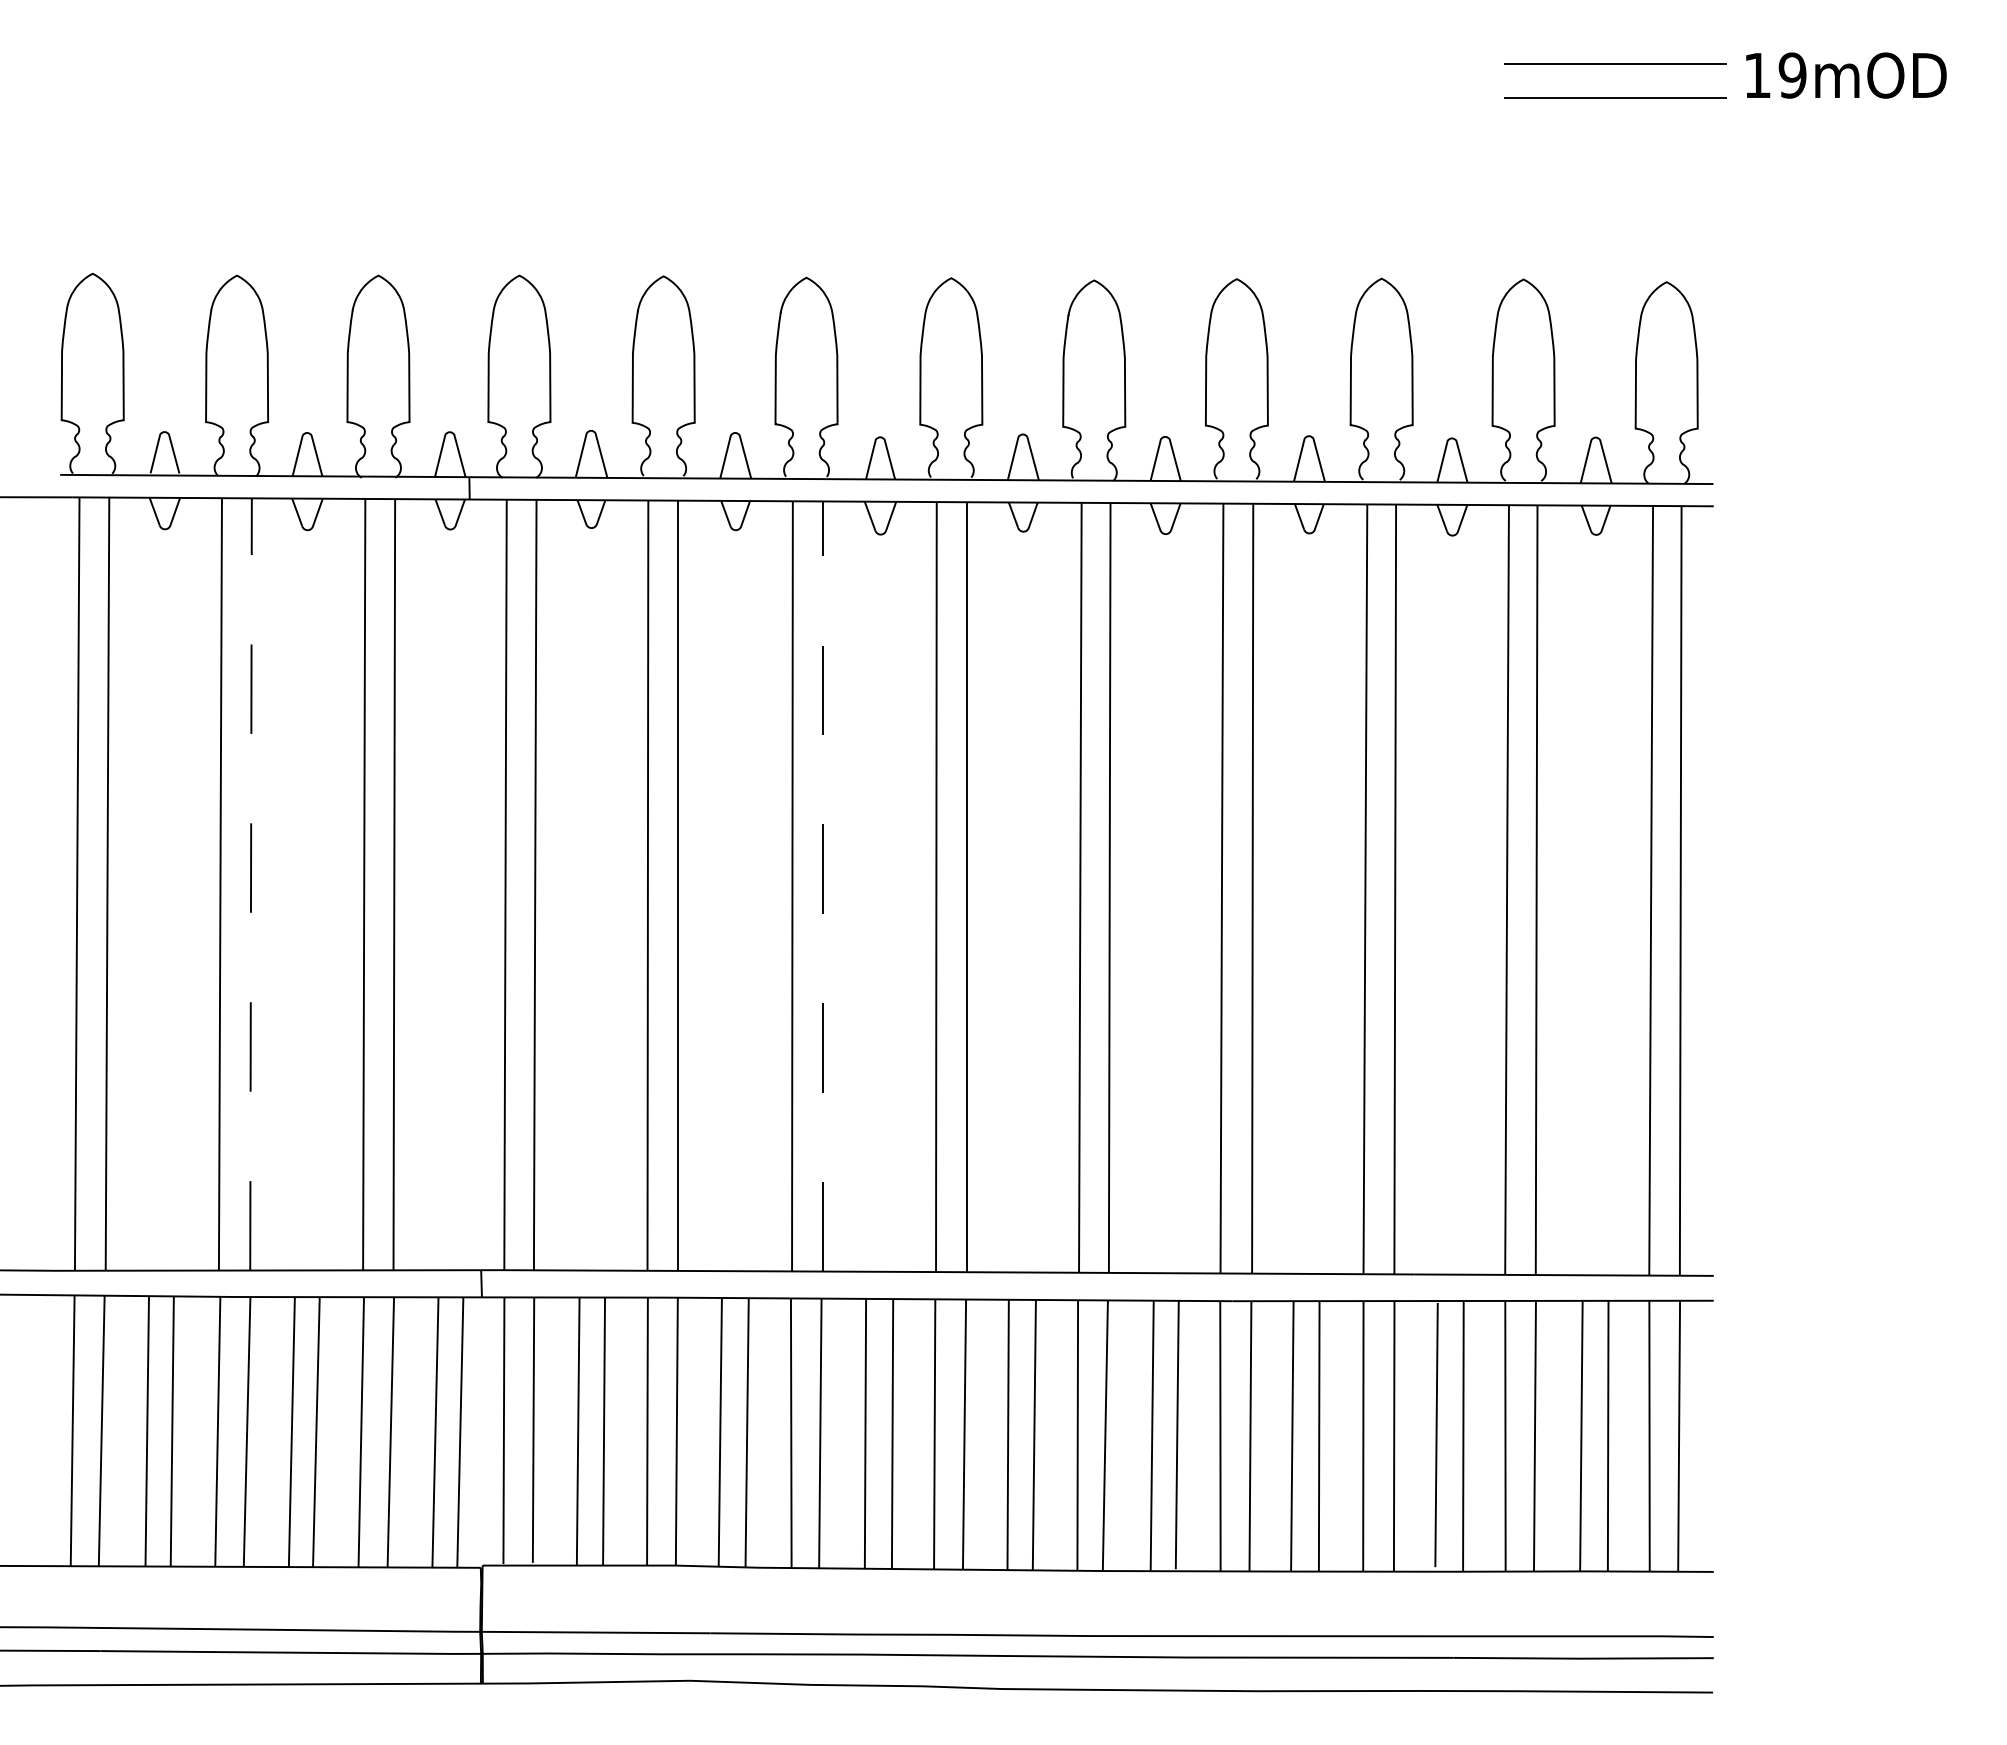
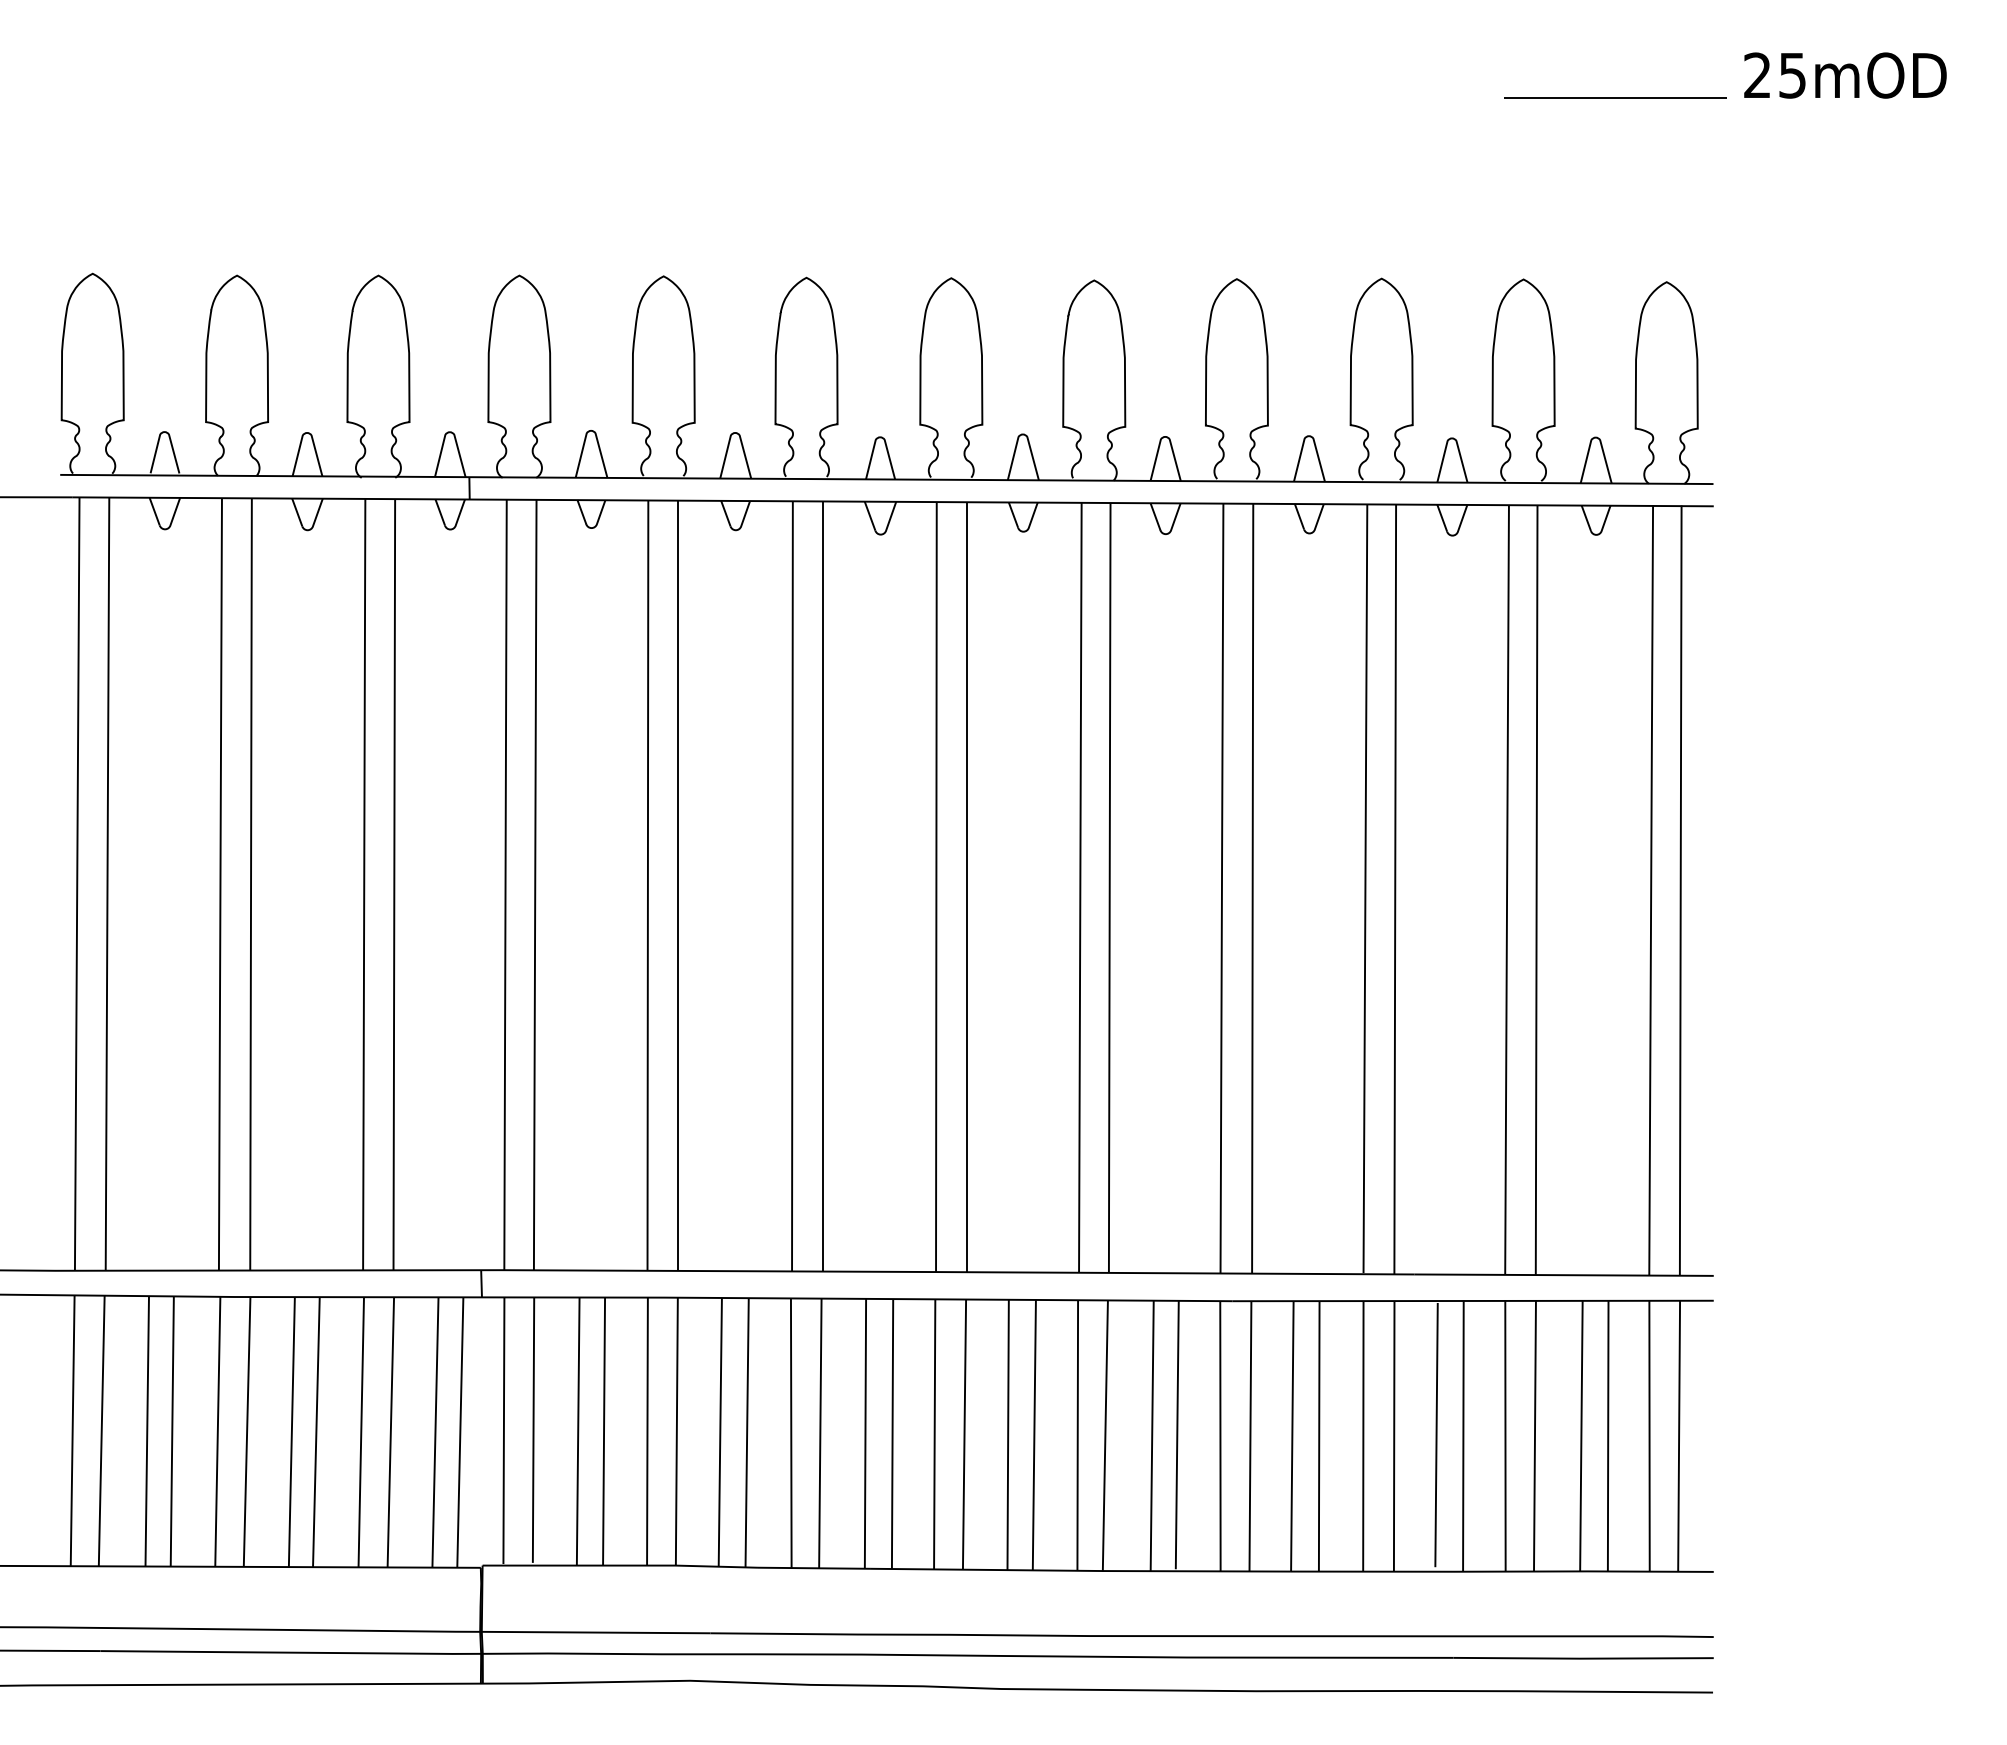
line: present -> none (1615, 63)
text: 19mOD -> 25mOD (1775, 75)
line: dashed -> solid (251, 883)
line: dashed -> solid (822, 886)
